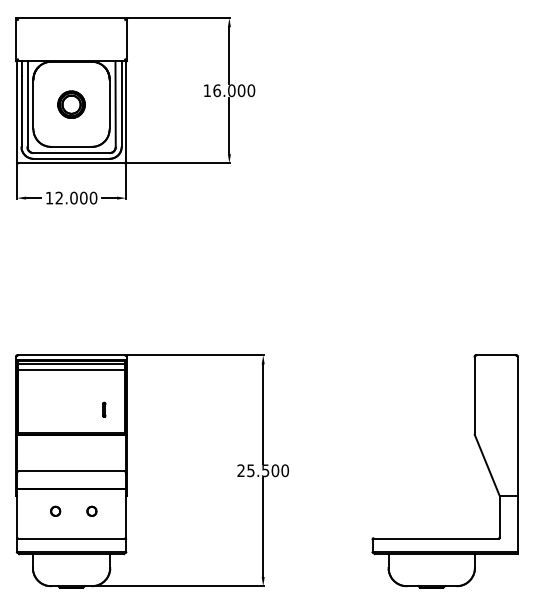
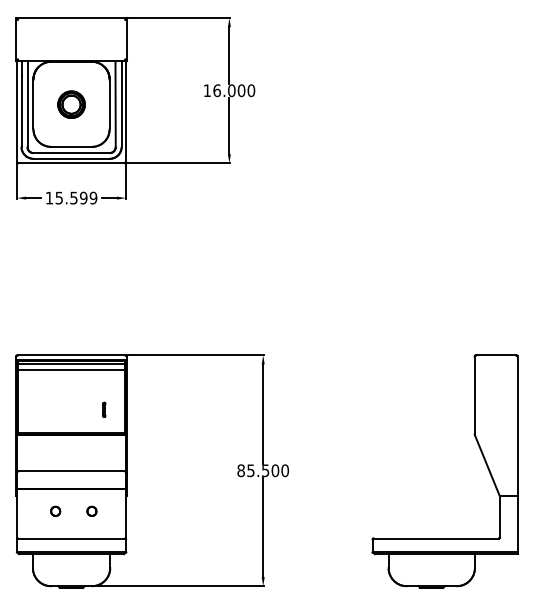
text: 12.000 -> 15.599 (76, 197)
text: 25.500 -> 85.500 (240, 470)
